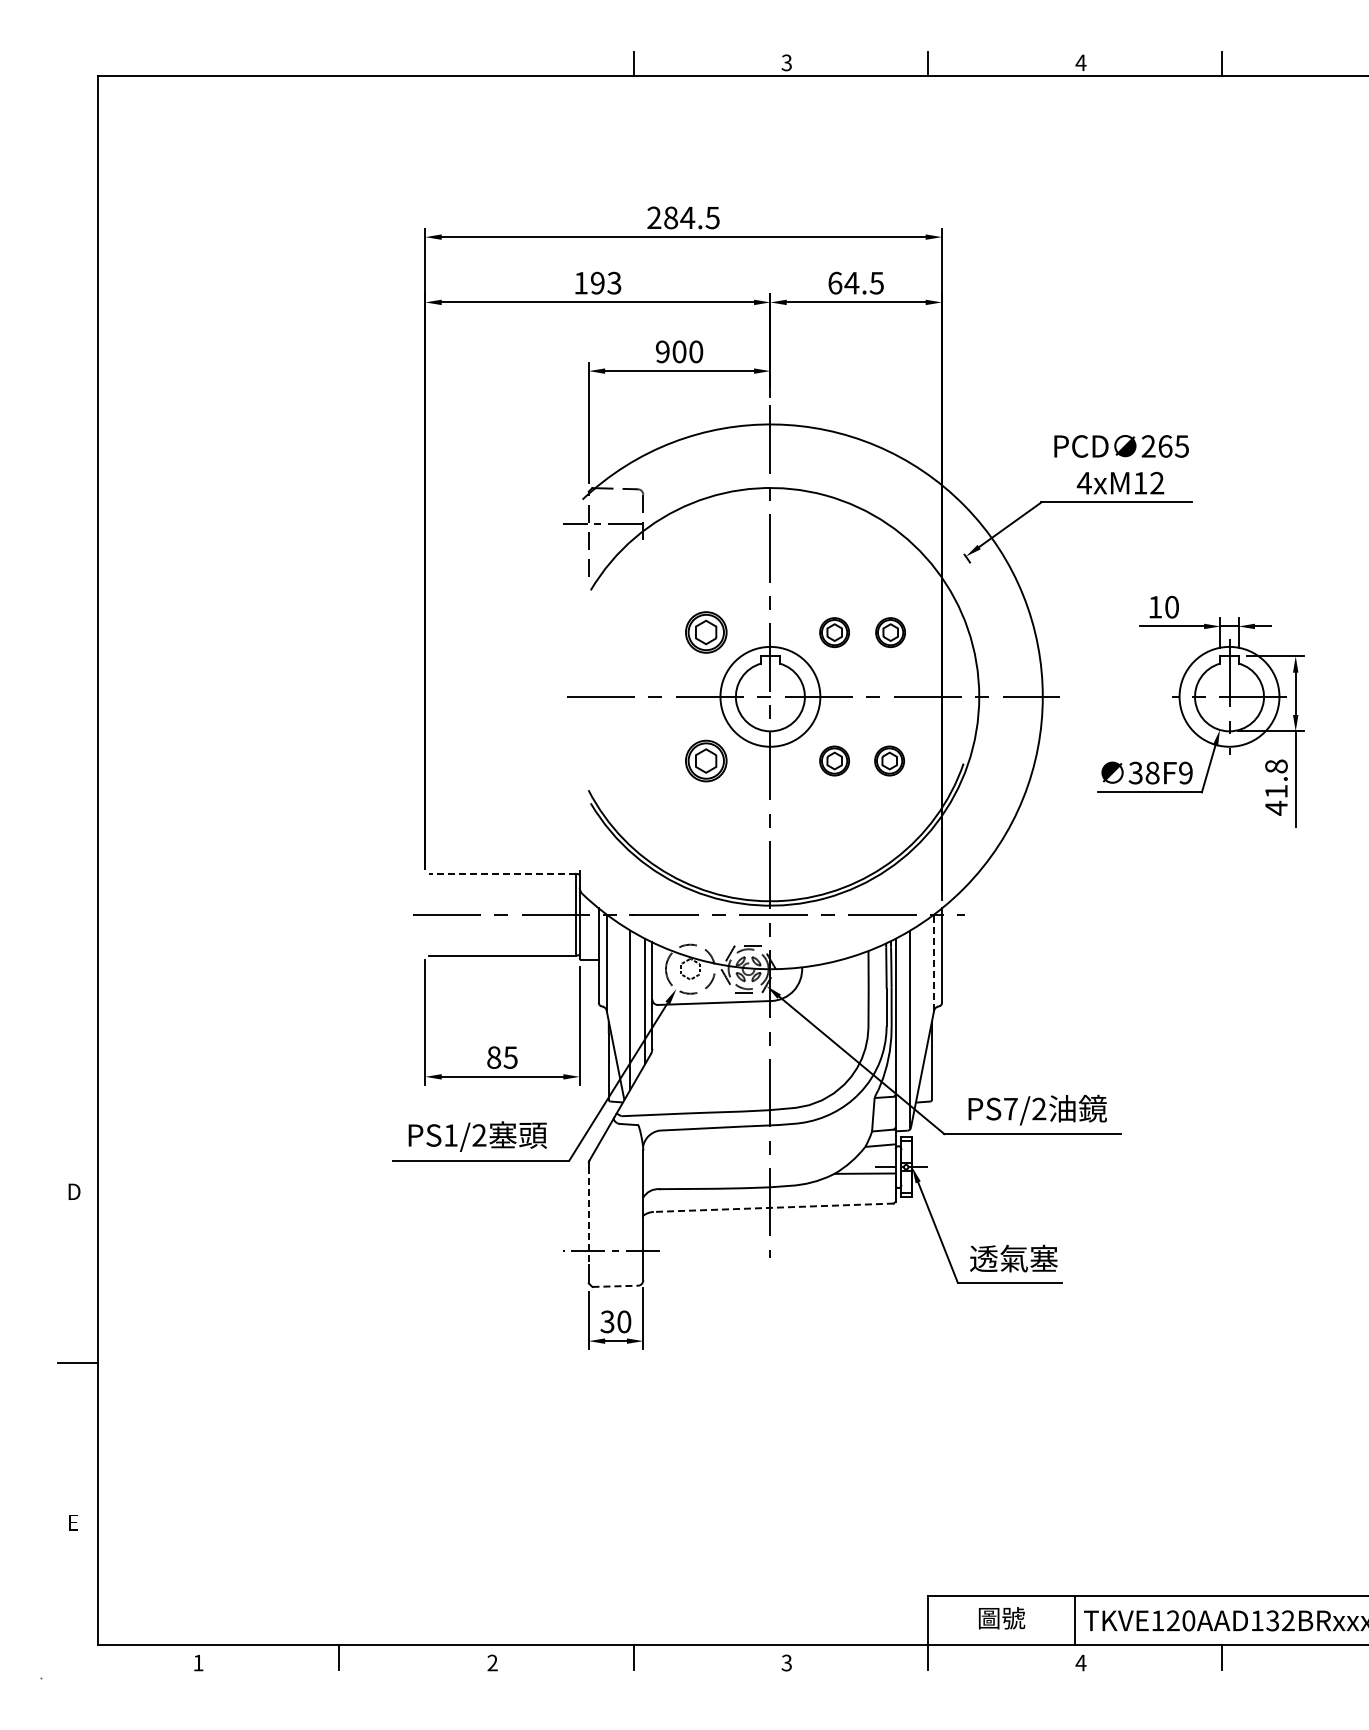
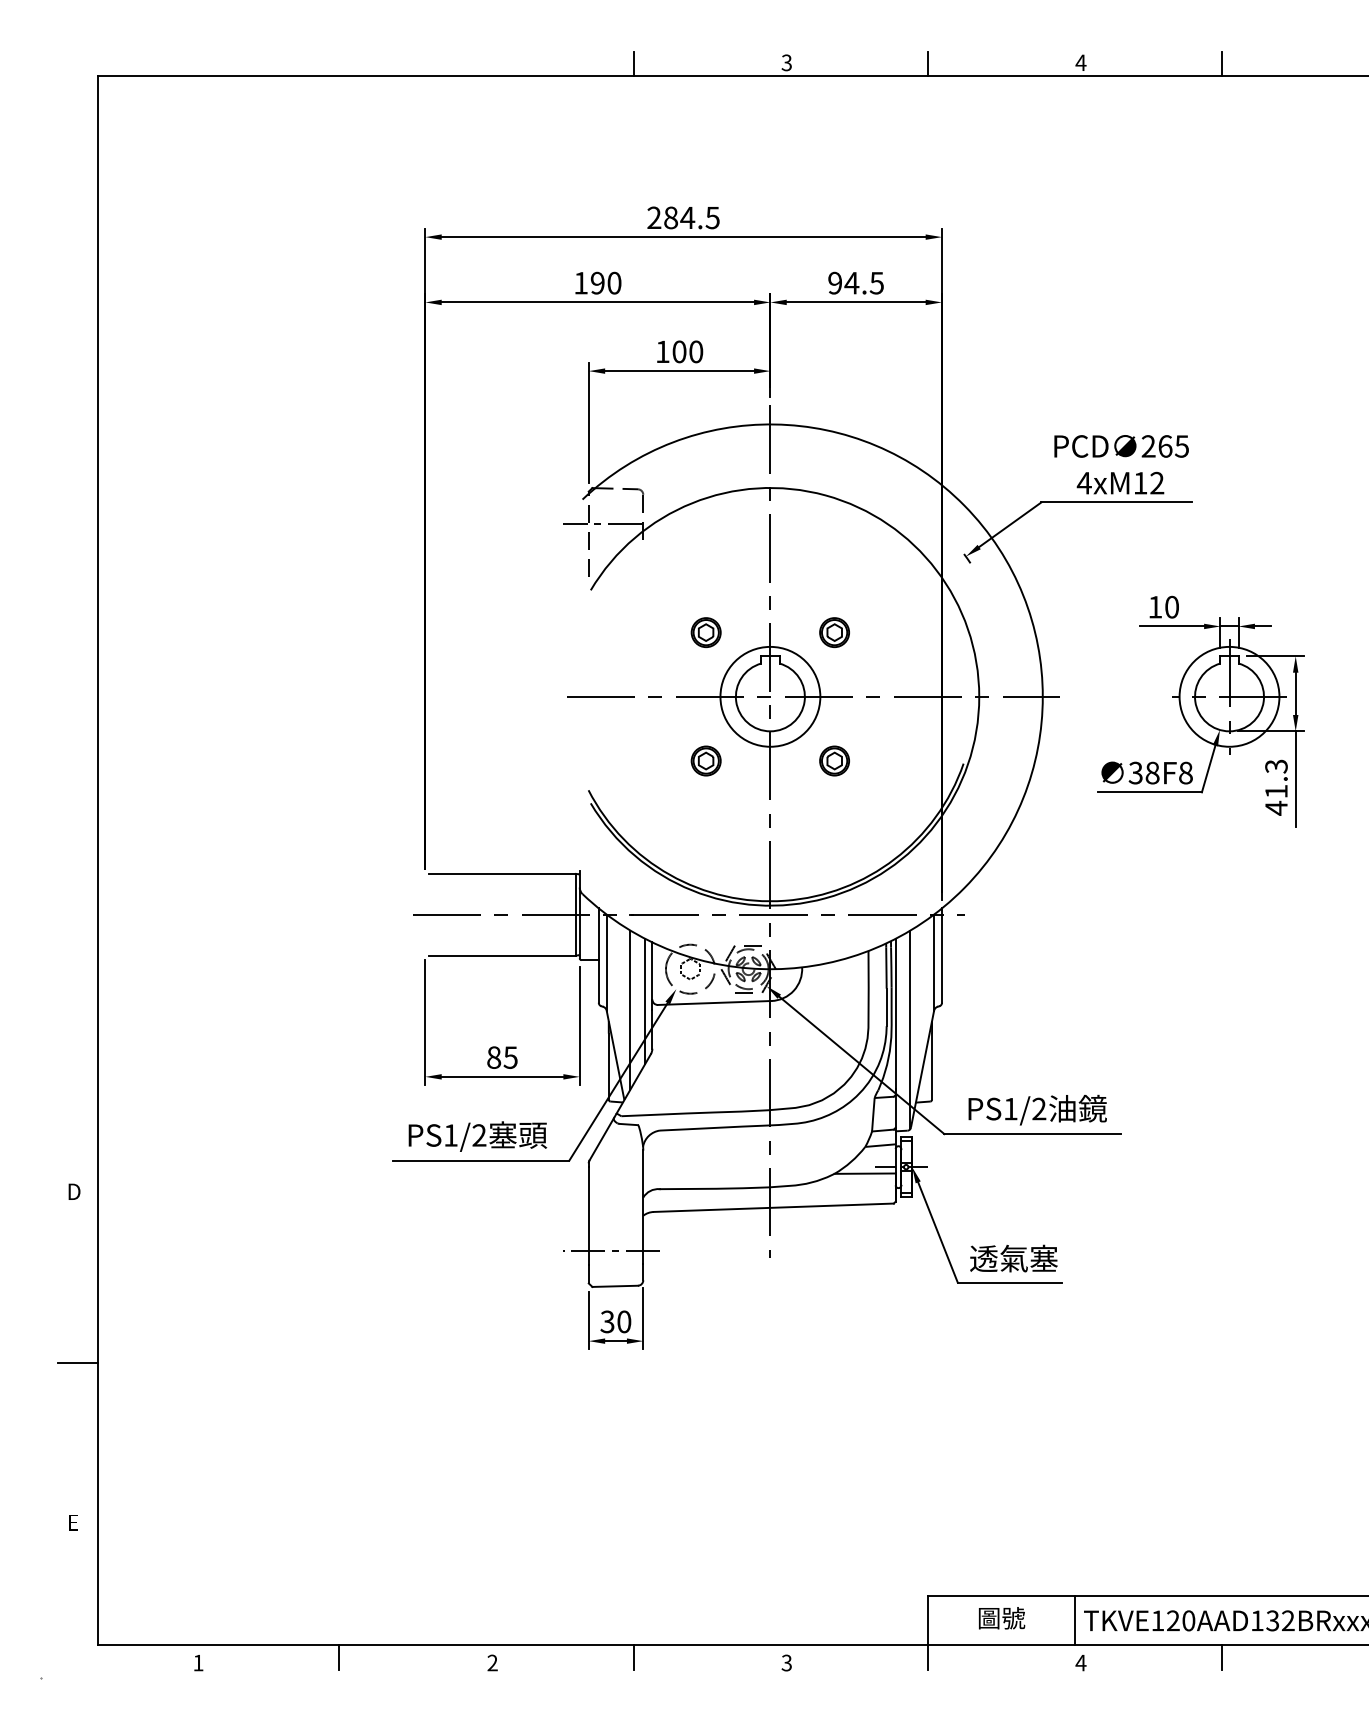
text: 64.5 -> 94.5 (835, 282)
text: 193 -> 190 (614, 283)
text: 900 -> 100 (662, 351)
part size: 43x43 px -> 32x32 px (705, 632)
part: present -> none (890, 632)
part size: 43x44 px -> 32x32 px (705, 760)
part: present -> none (889, 760)
text: 41.8 -> 41.3 (1276, 766)
text: 38F9 -> 38F8 (1185, 772)
line: dashed -> solid (502, 873)
line: dashed -> solid (934, 962)
text: PS7/2 -> PS1/2 (1010, 1109)
line: dashed -> solid (773, 1207)
line: dashed -> solid (588, 1216)
line: dashed -> solid (615, 1286)
